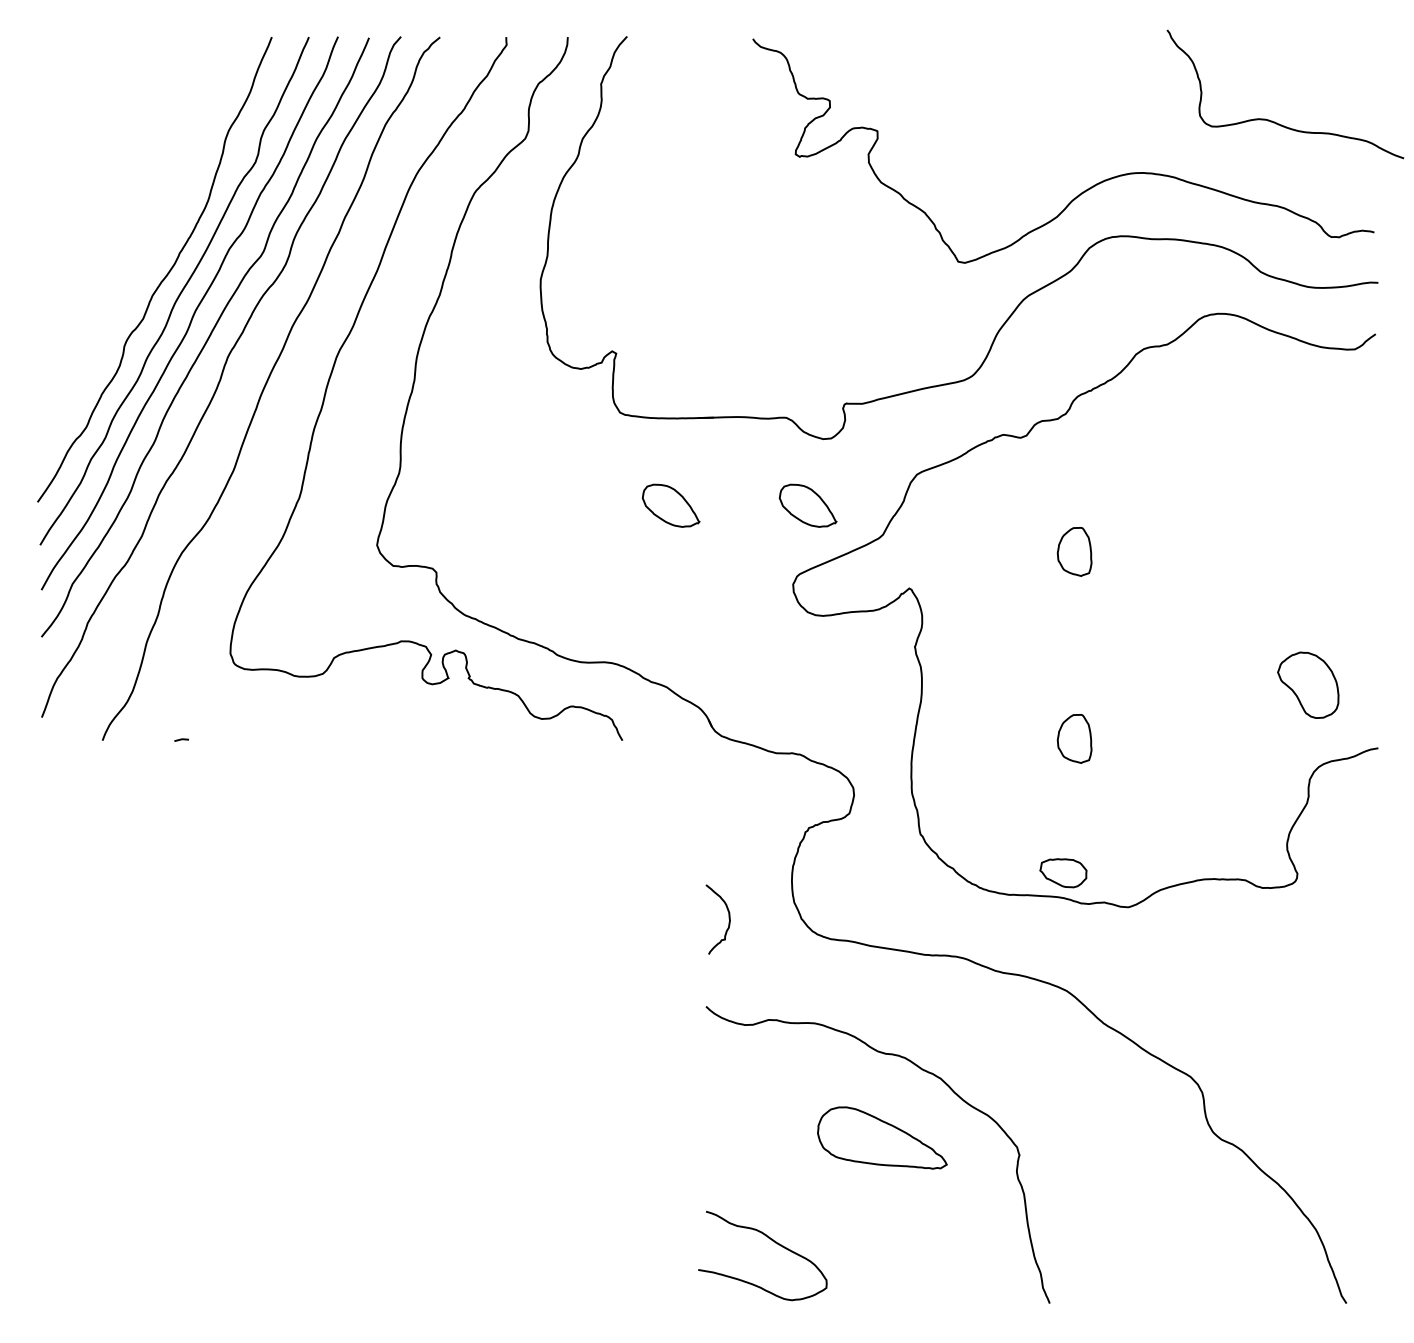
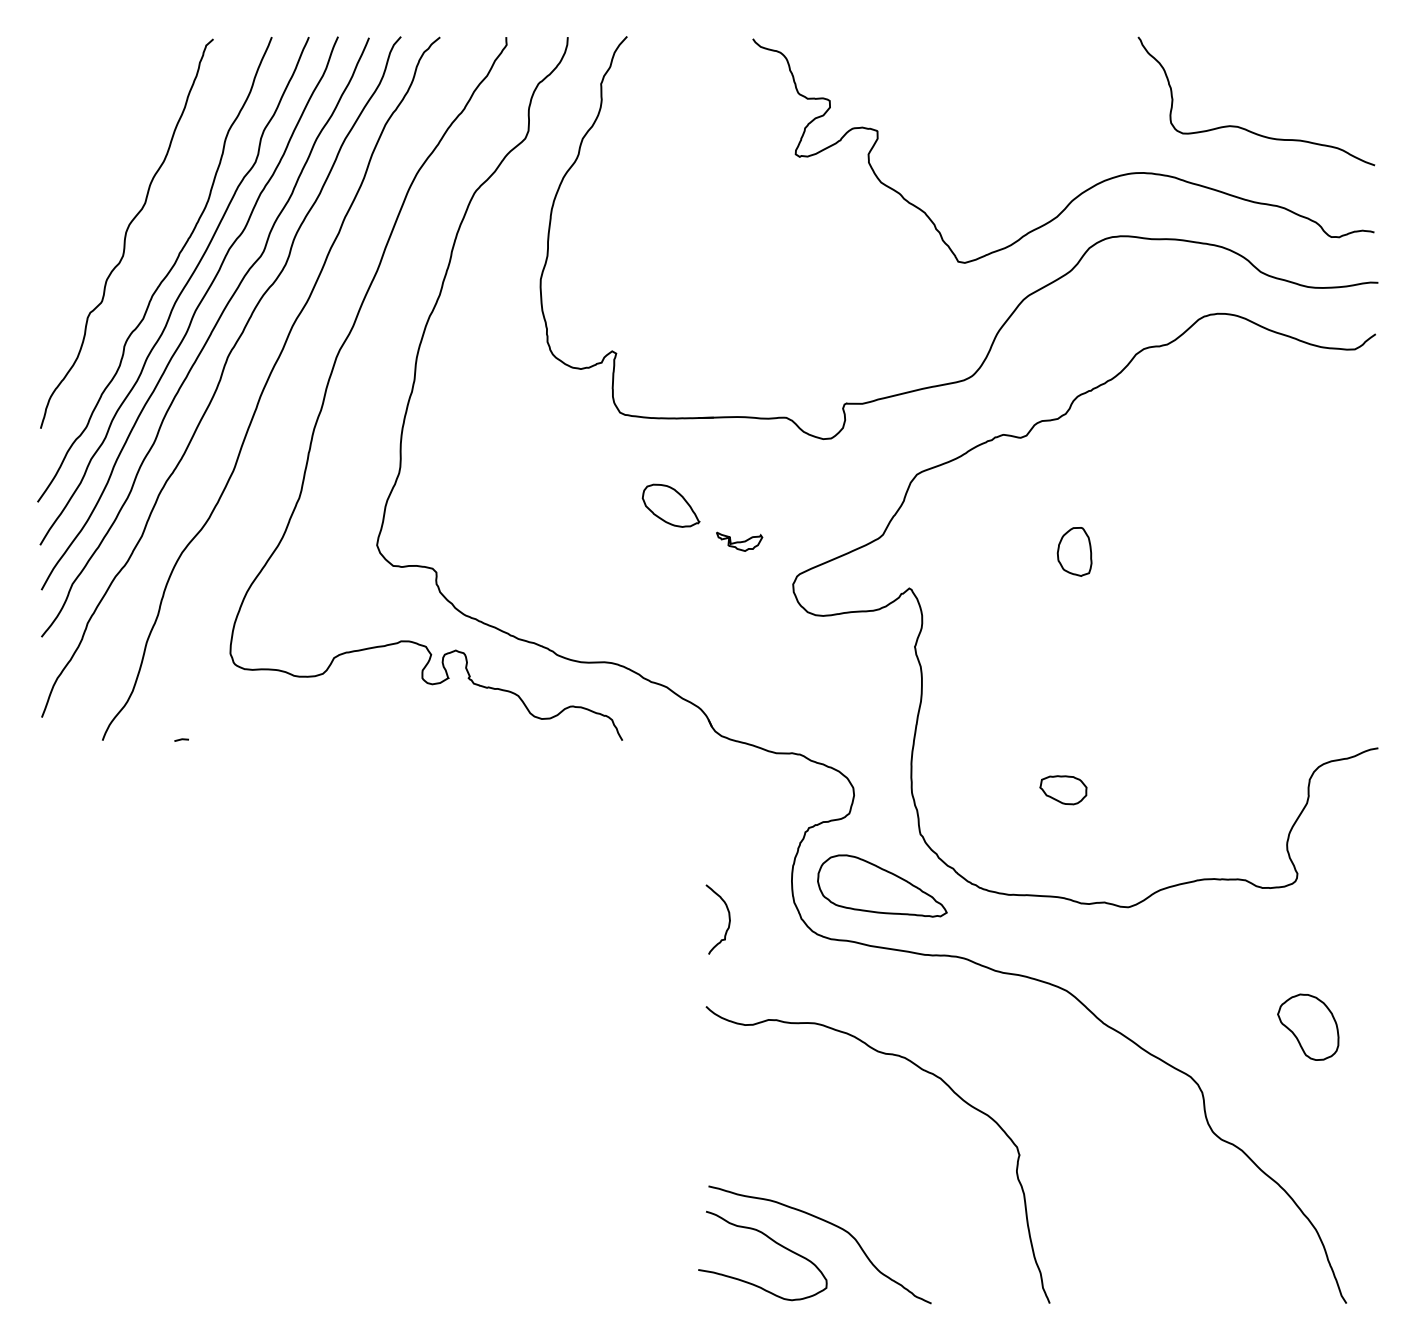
curve position: (1272, 120) -> (1243, 127) (1243, 127)
curve: none -> present (126, 233)
part: present -> none (807, 505)
part: none -> present (739, 541)
part position: (1308, 684) -> (1308, 1026) (1308, 1026)
part: present -> none (1074, 738)
part position: (1063, 873) -> (1063, 790) (1063, 790)
part position: (882, 1137) -> (882, 885) (882, 885)
curve: none -> present (830, 1224)
